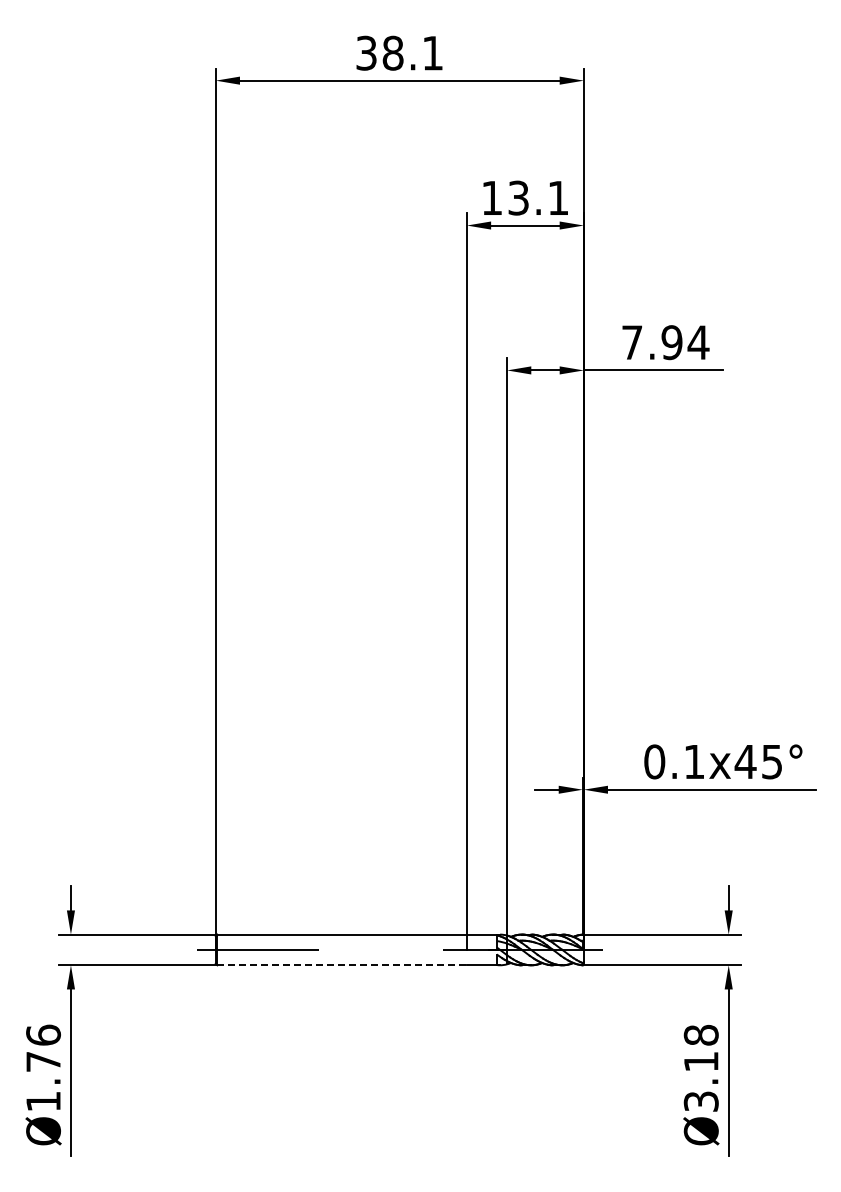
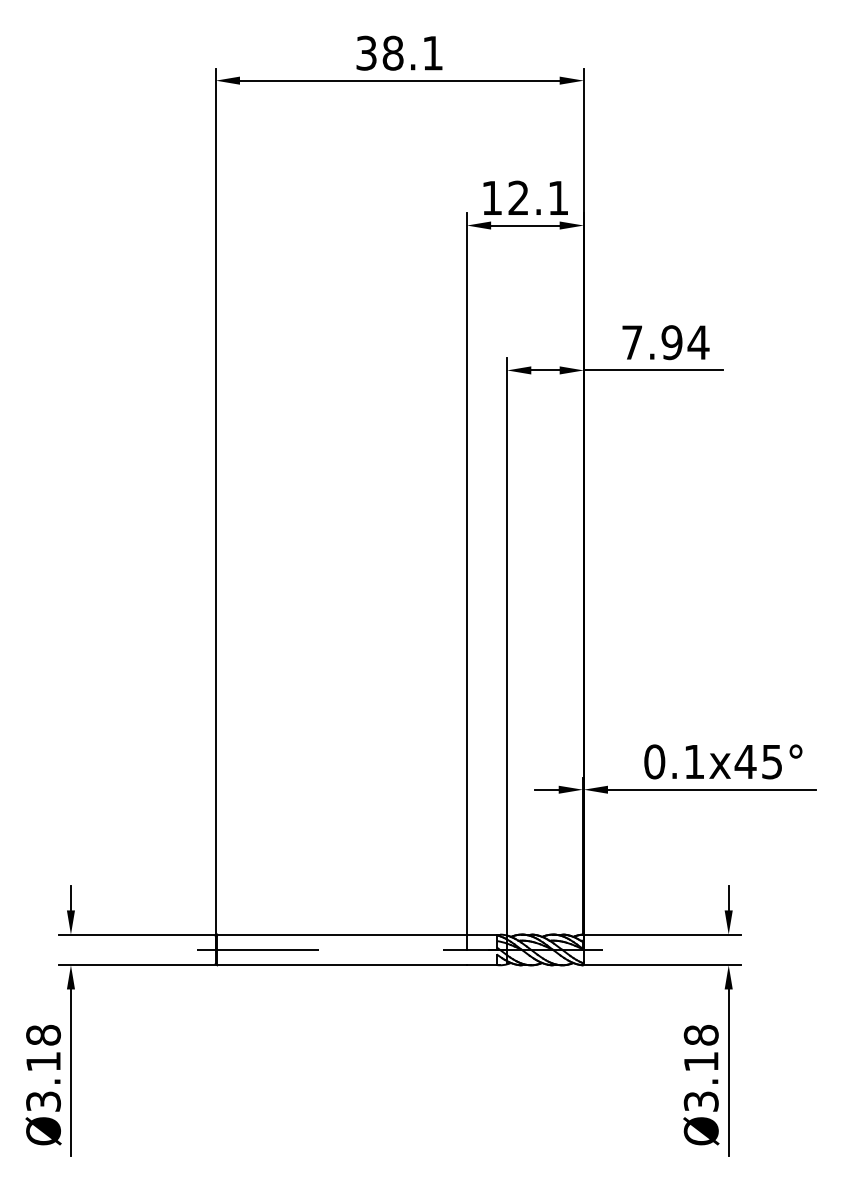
text: 13.1 -> 12.1 (518, 198)
line: dashed -> solid (342, 965)
text: Ø1.76 -> Ø3.18 (43, 1067)
